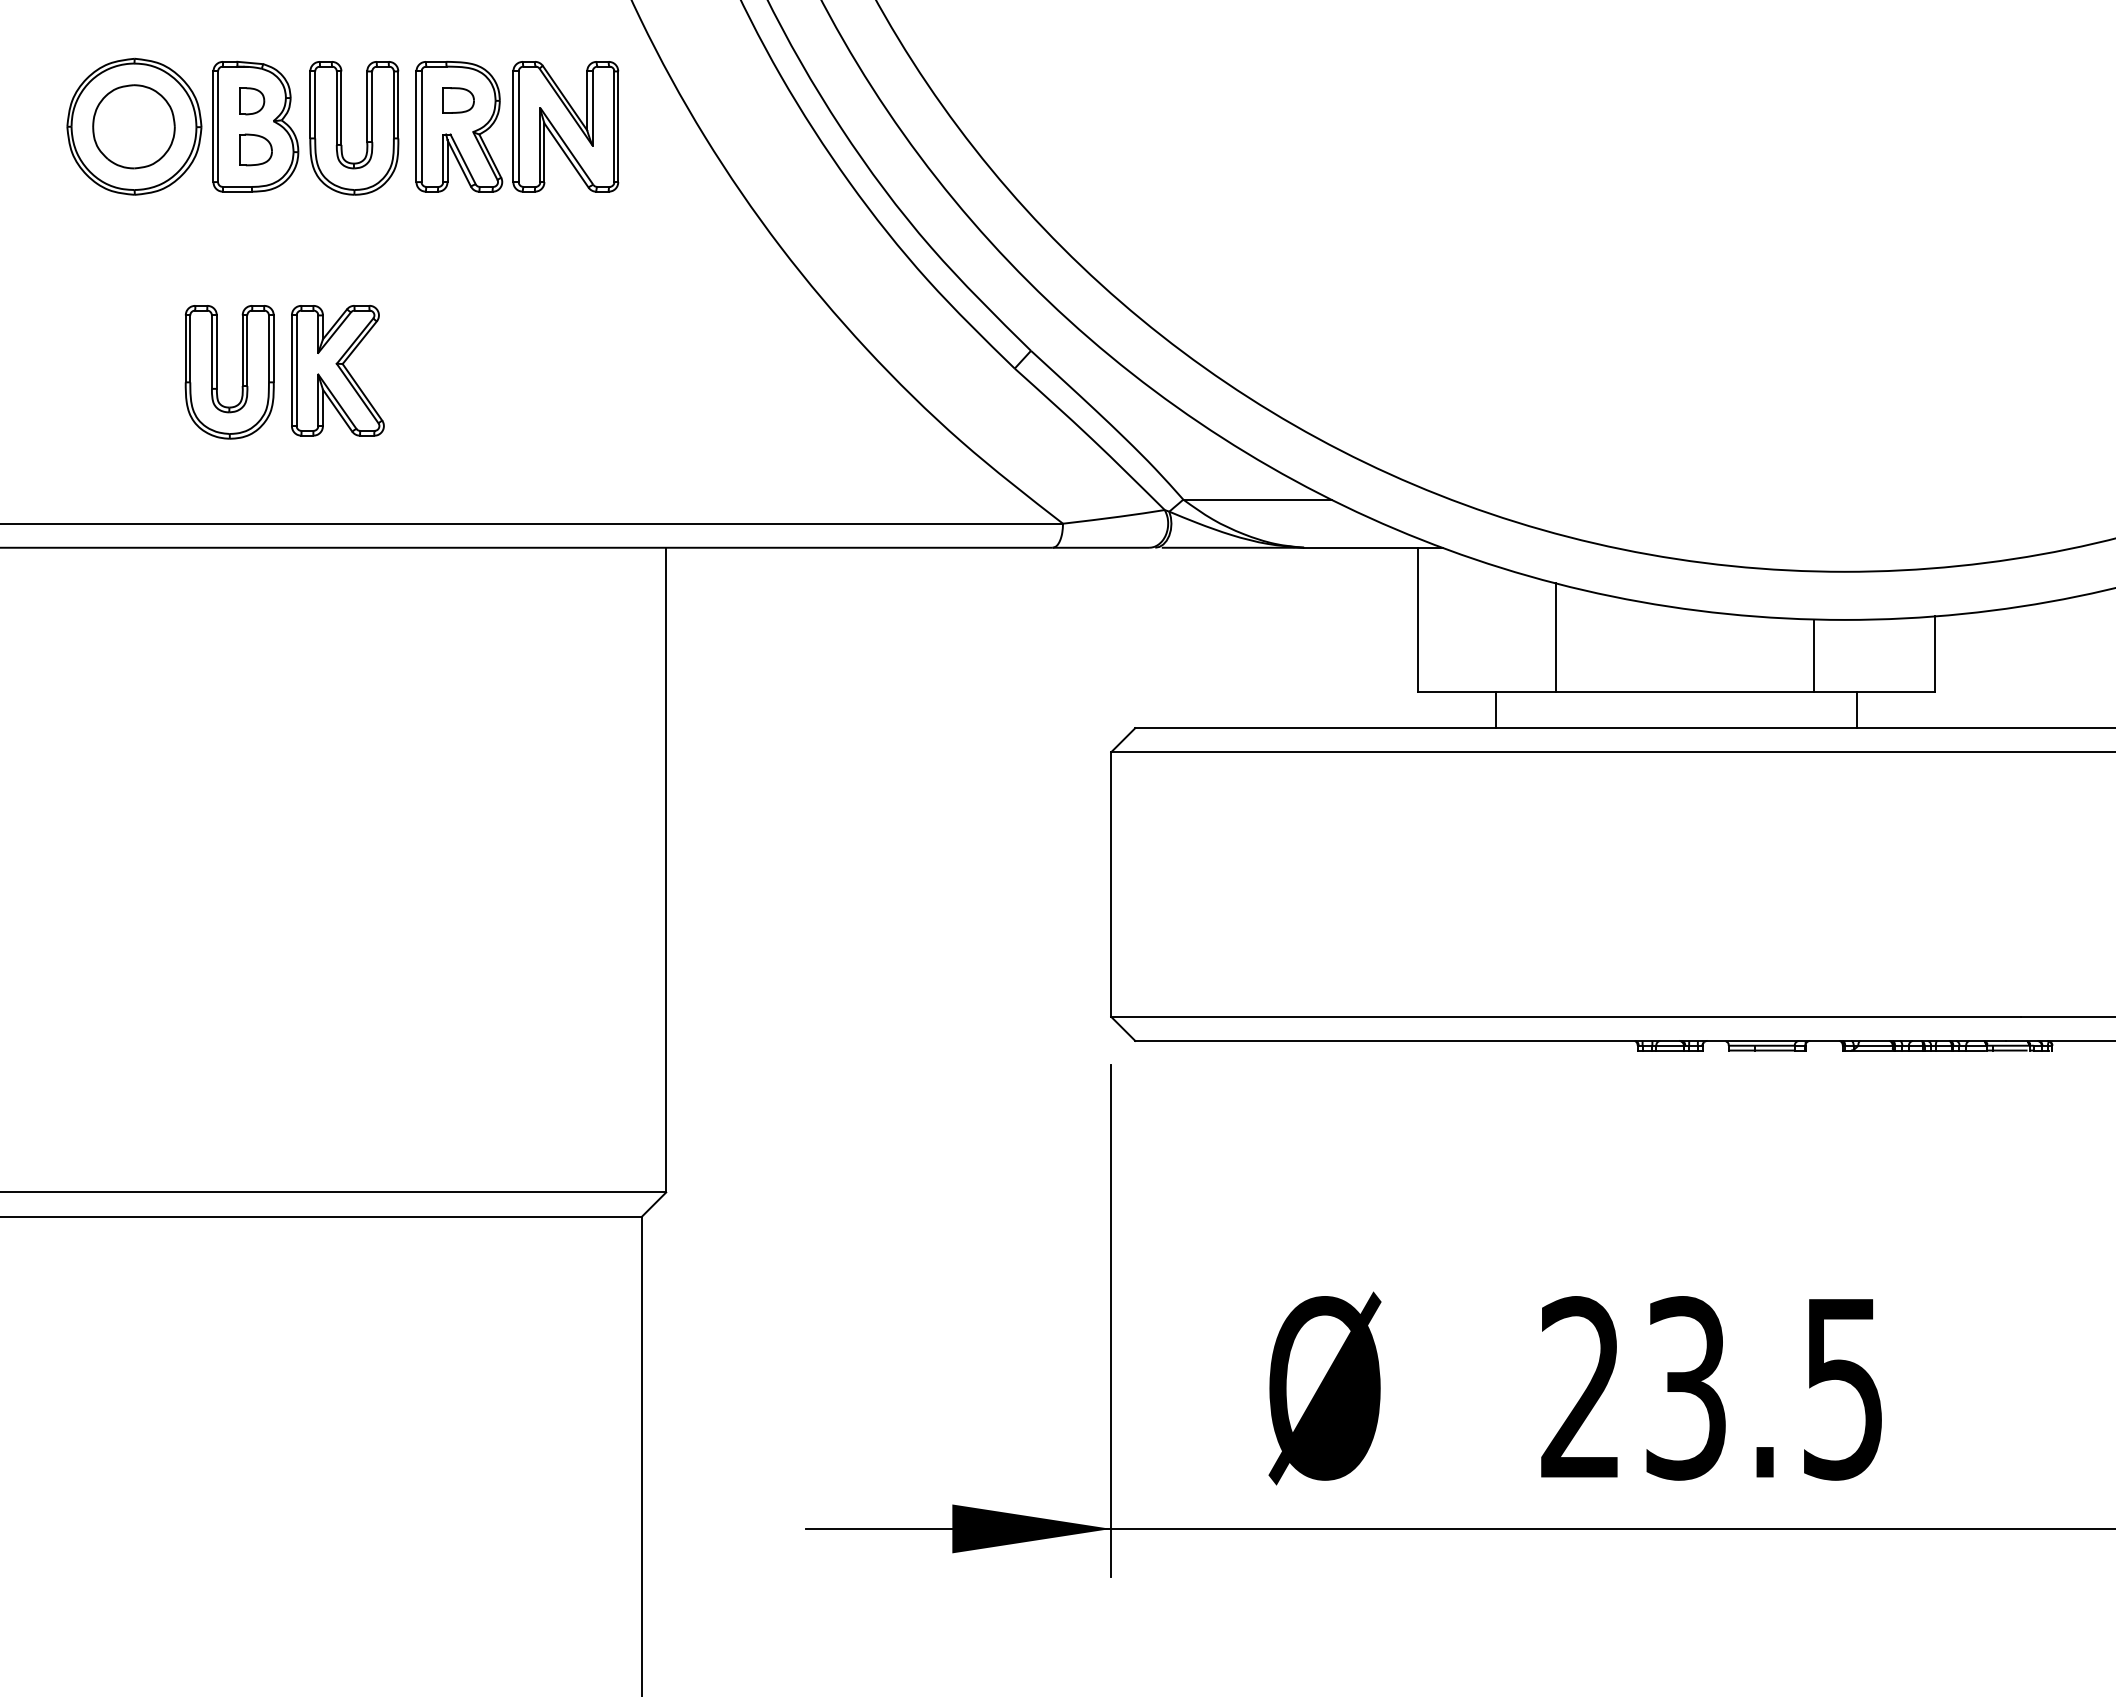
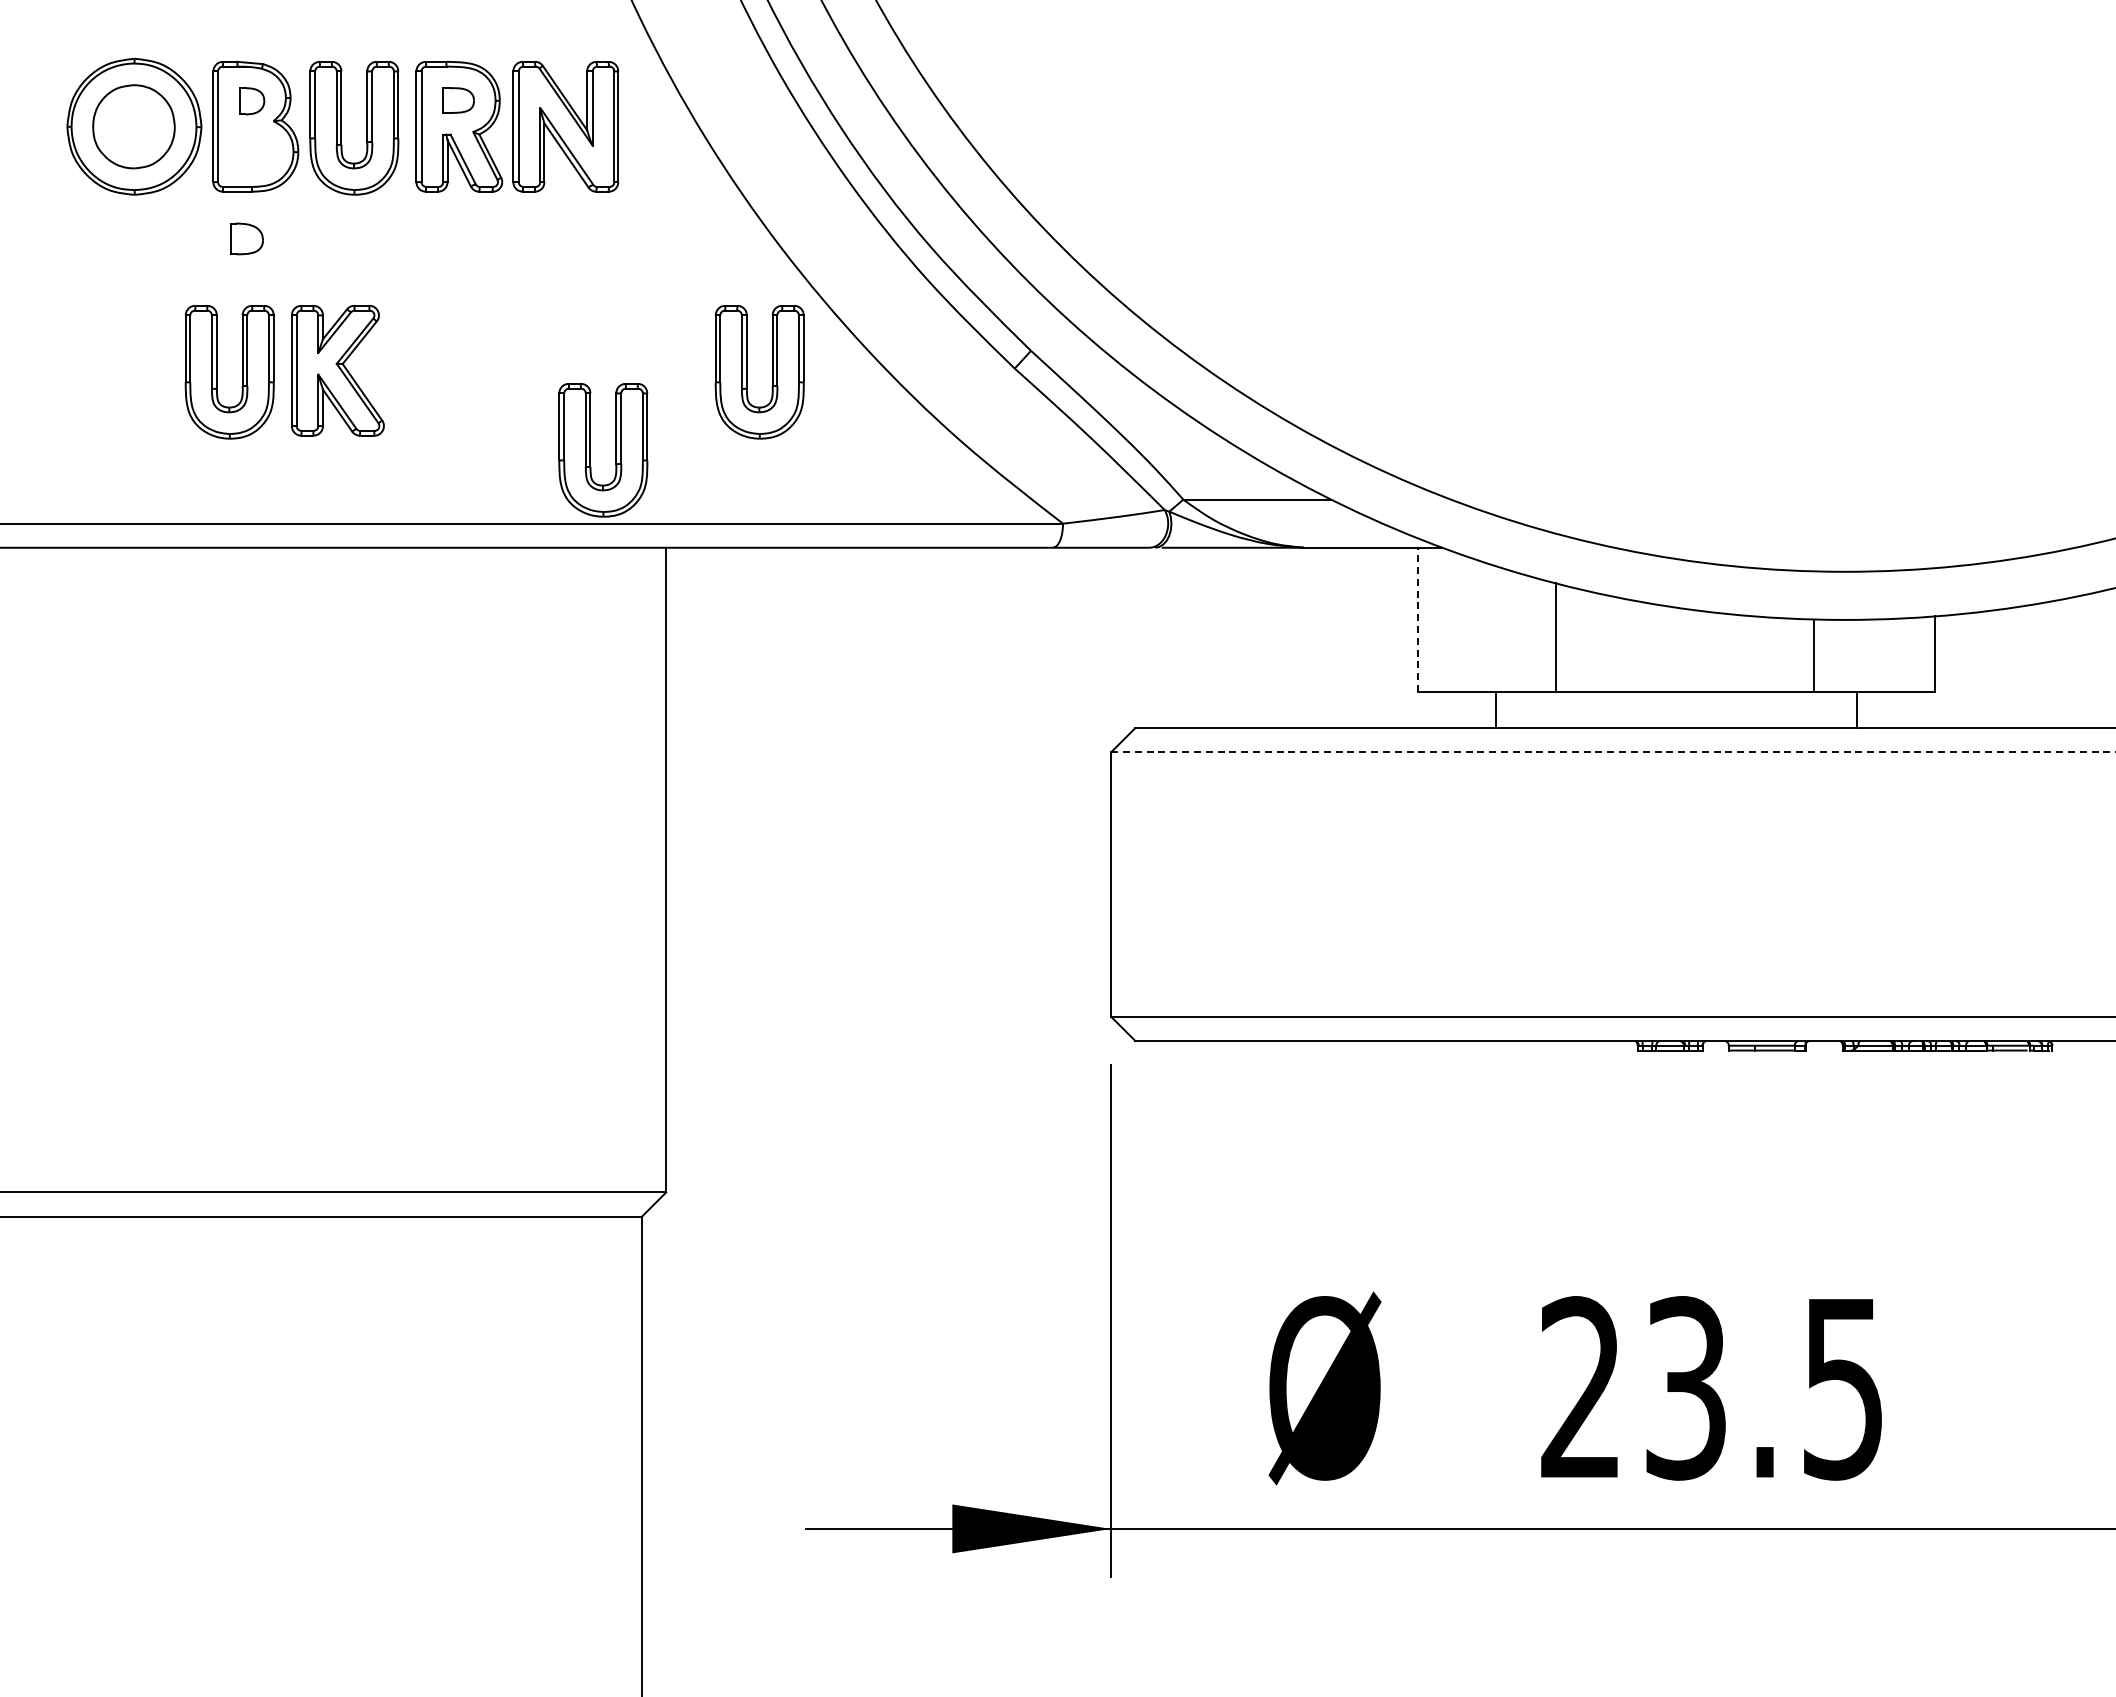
part position: (255, 149) -> (246, 238) (246, 238)
part: none -> present (747, 372)
part: none -> present (615, 450)
line: solid -> dashed (1418, 619)
line: solid -> dashed (1614, 752)
